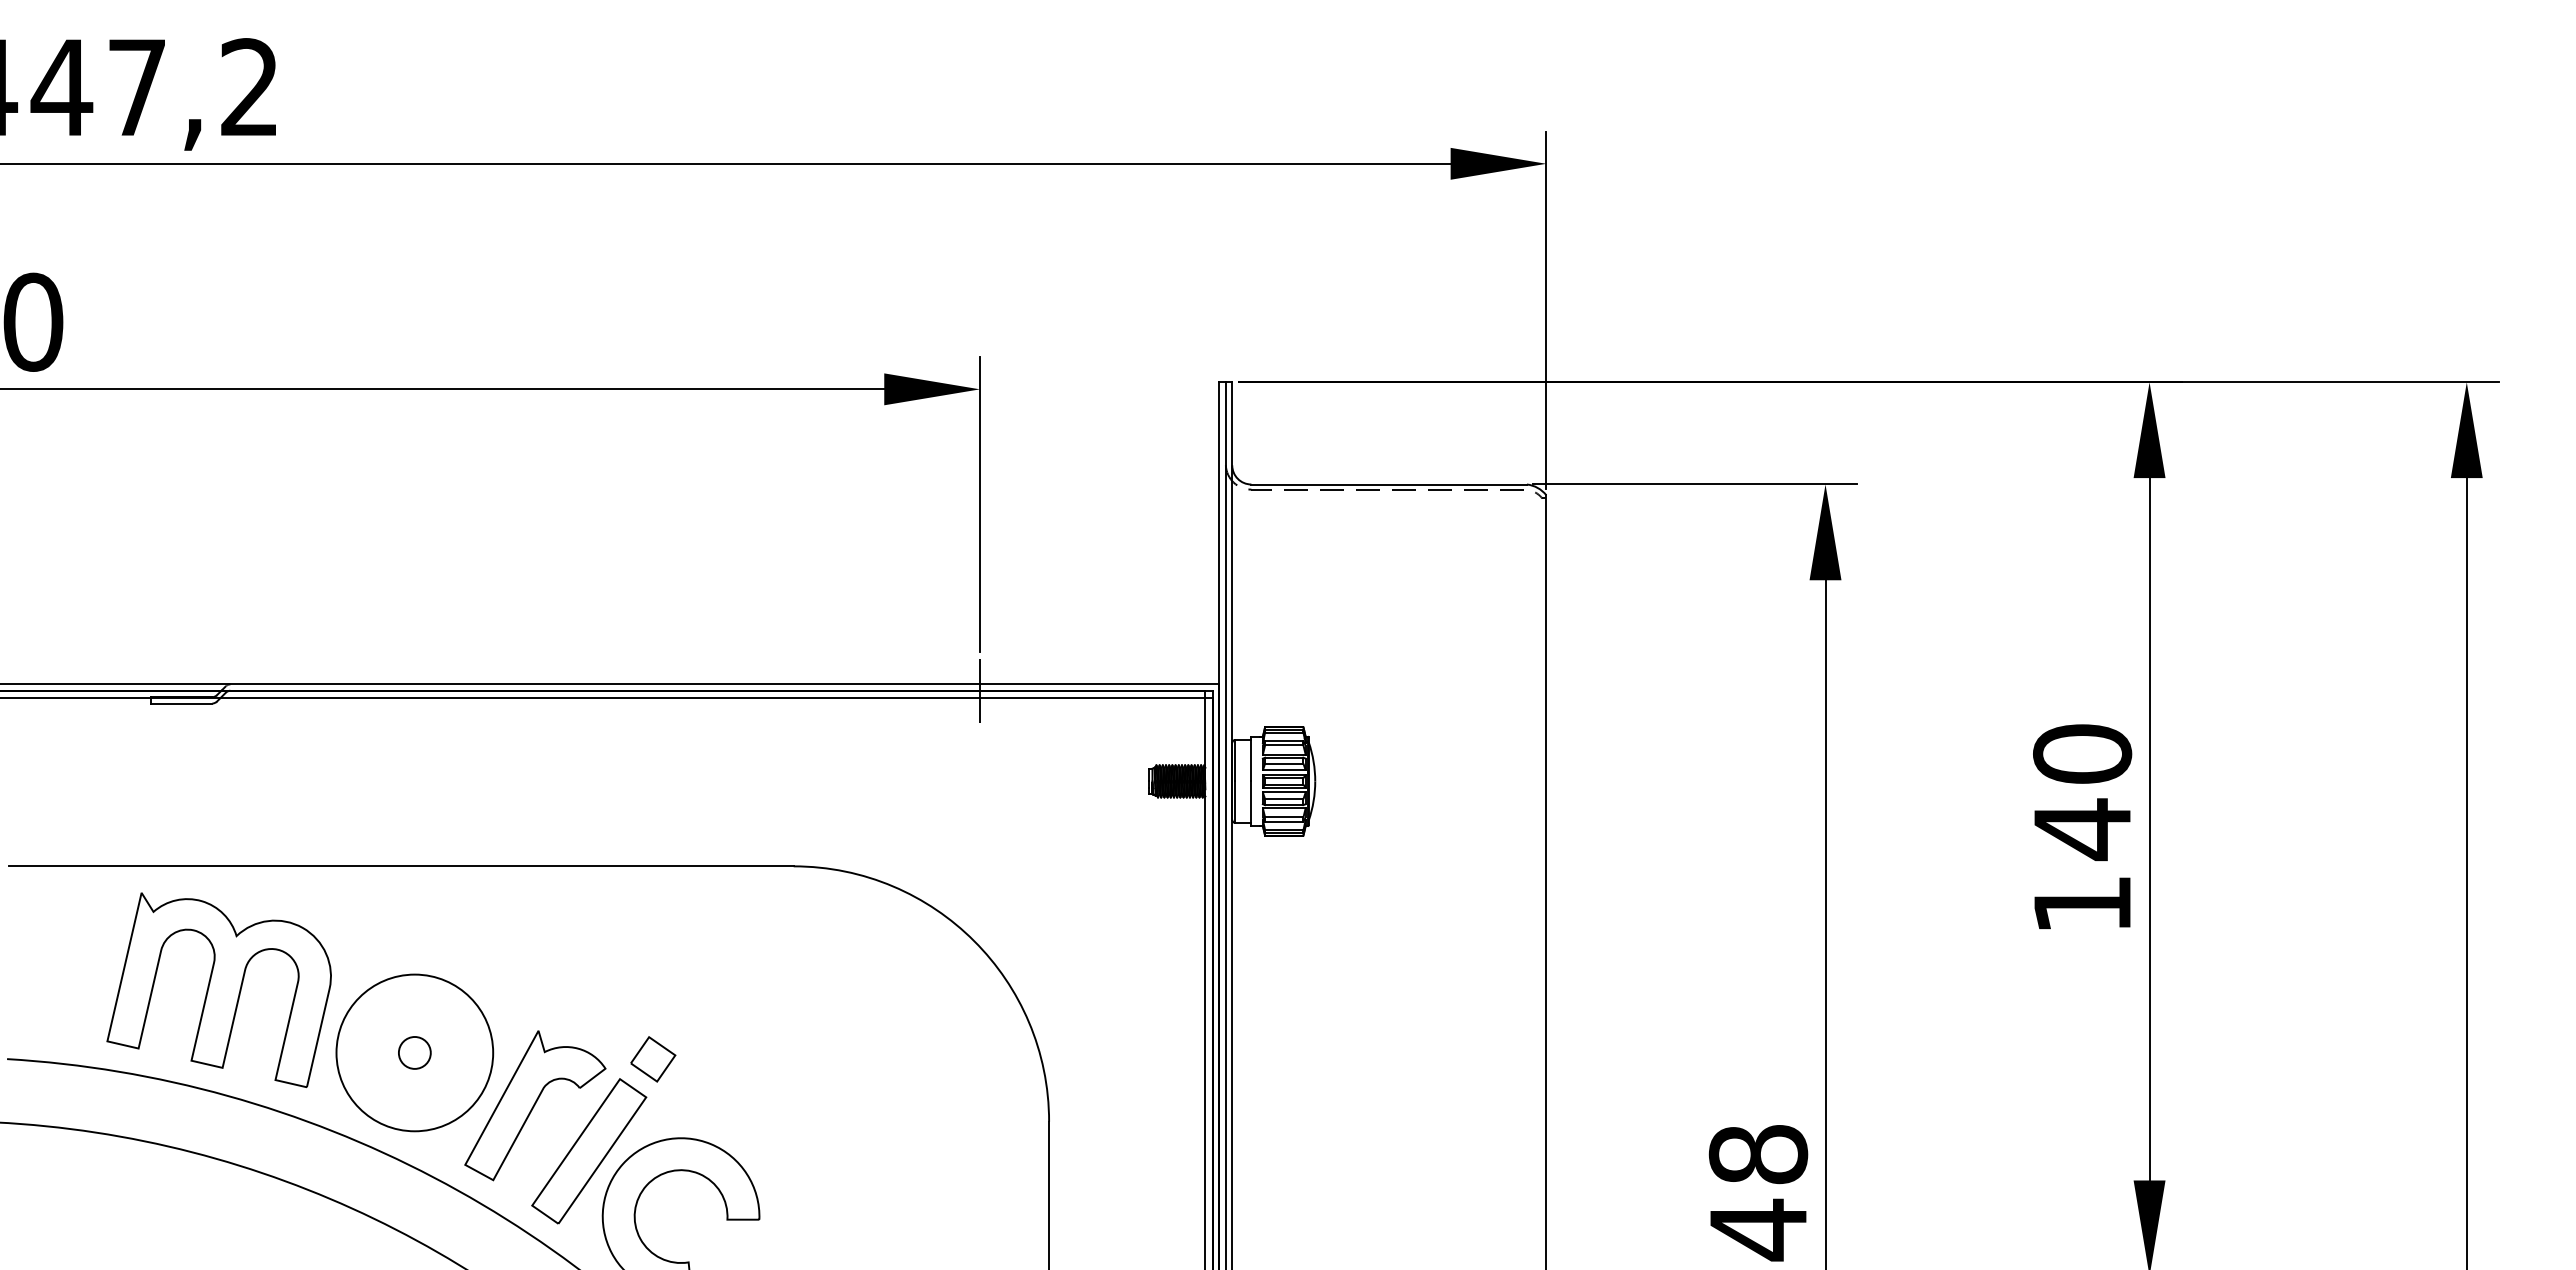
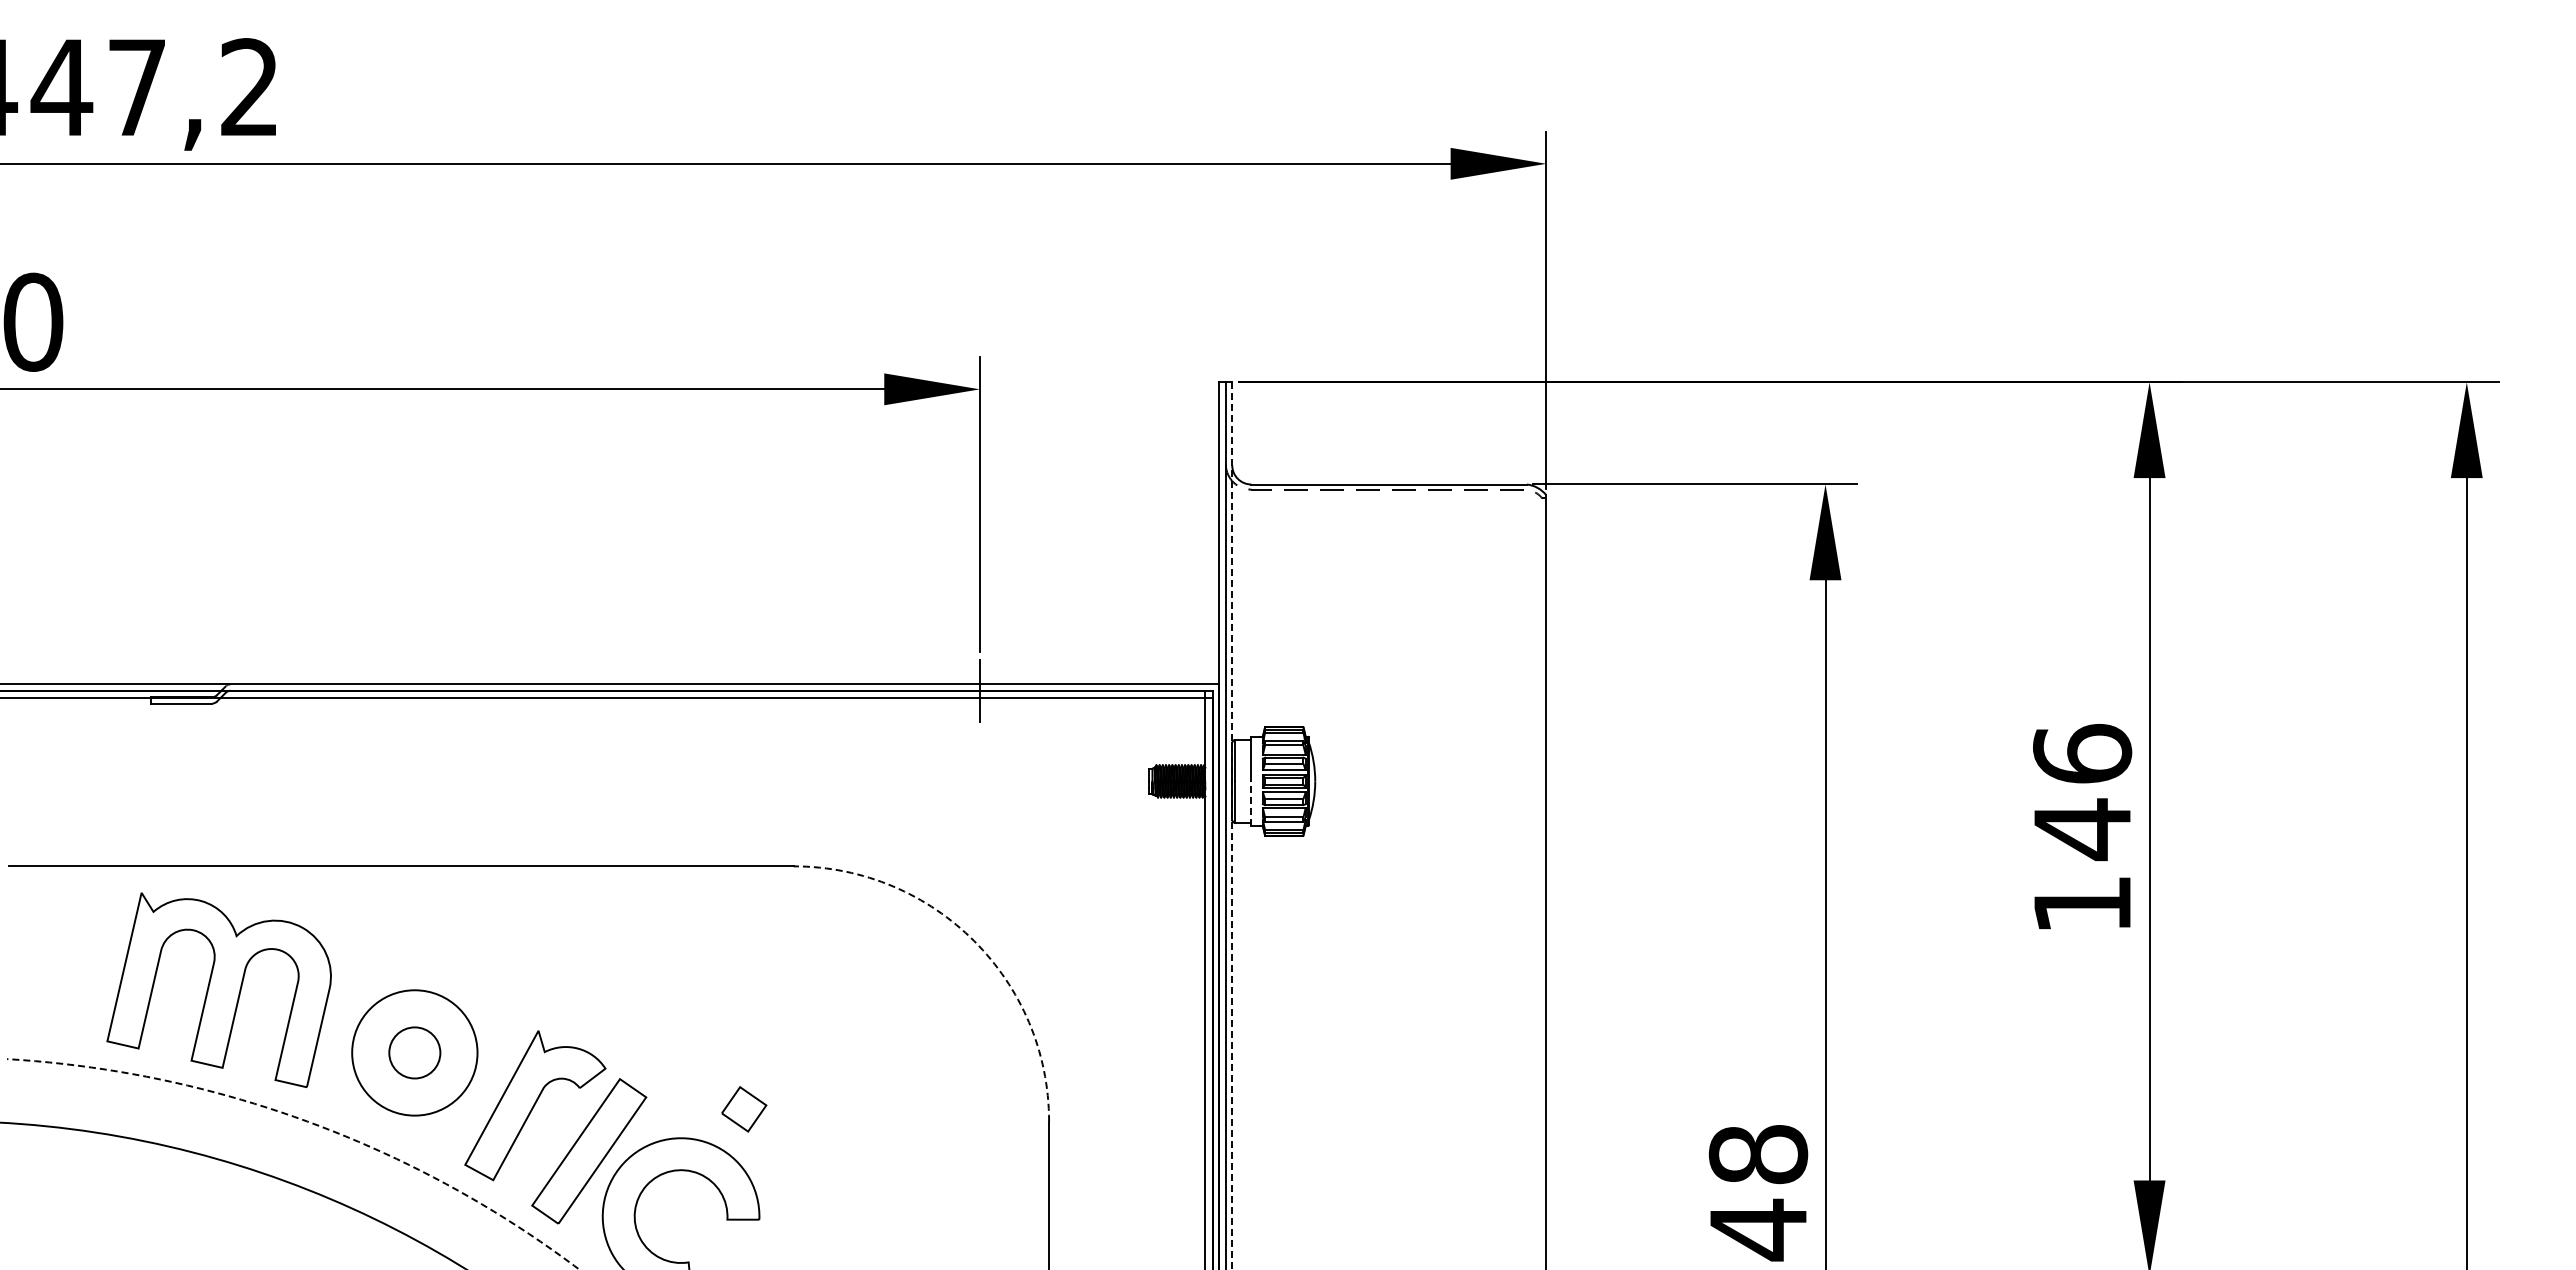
text: 140 -> 146 (2082, 753)
line: solid -> dashed (1251, 803)
line: solid -> dashed (1232, 826)
arc: solid -> dashed (974, 941)
circle diameter: 157 px -> 125 px (414, 1052)
circle diameter: 32 px -> 51 px (414, 1052)
part position: (653, 1059) -> (744, 1109) (744, 1109)
arc: solid -> dashed (308, 1121)
